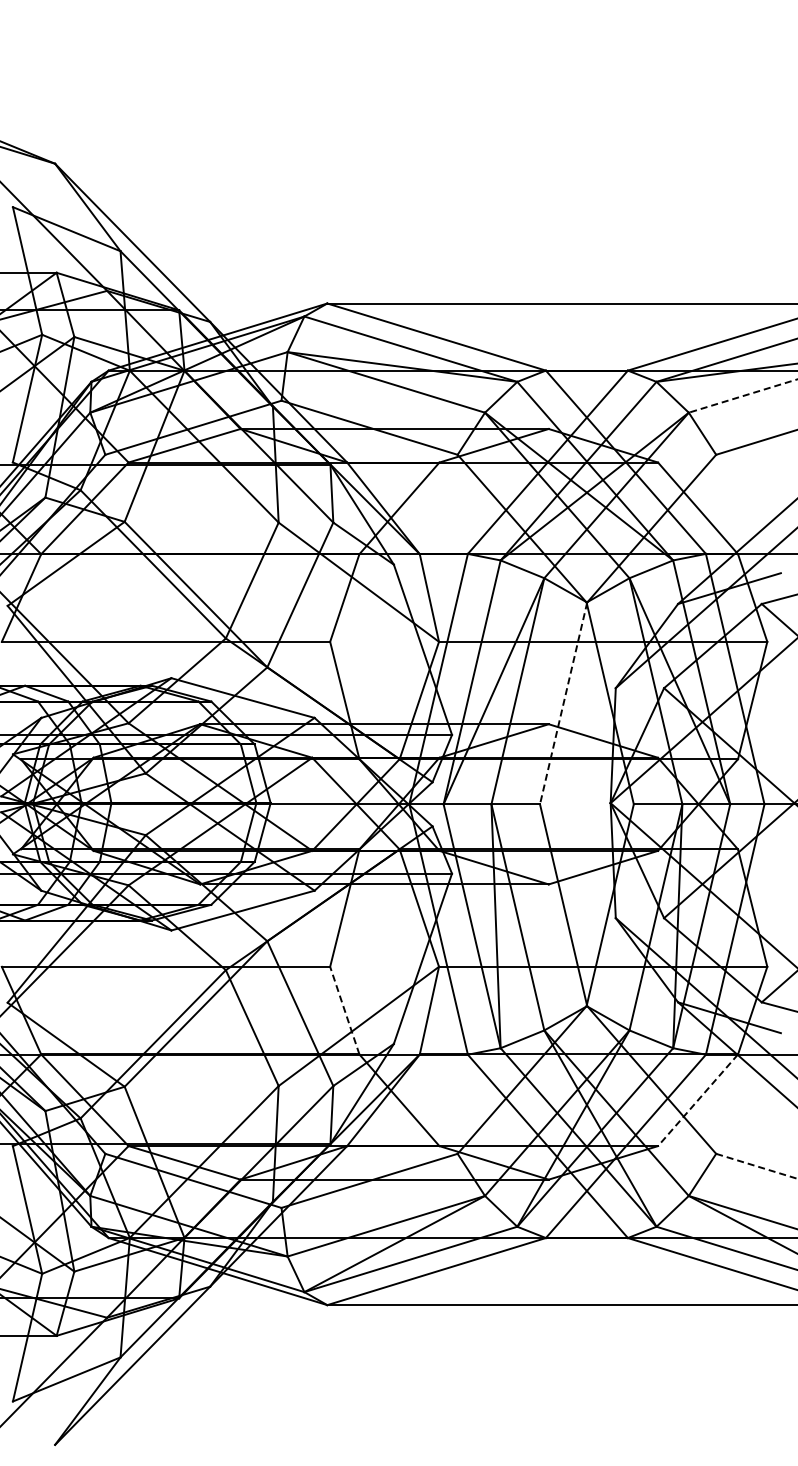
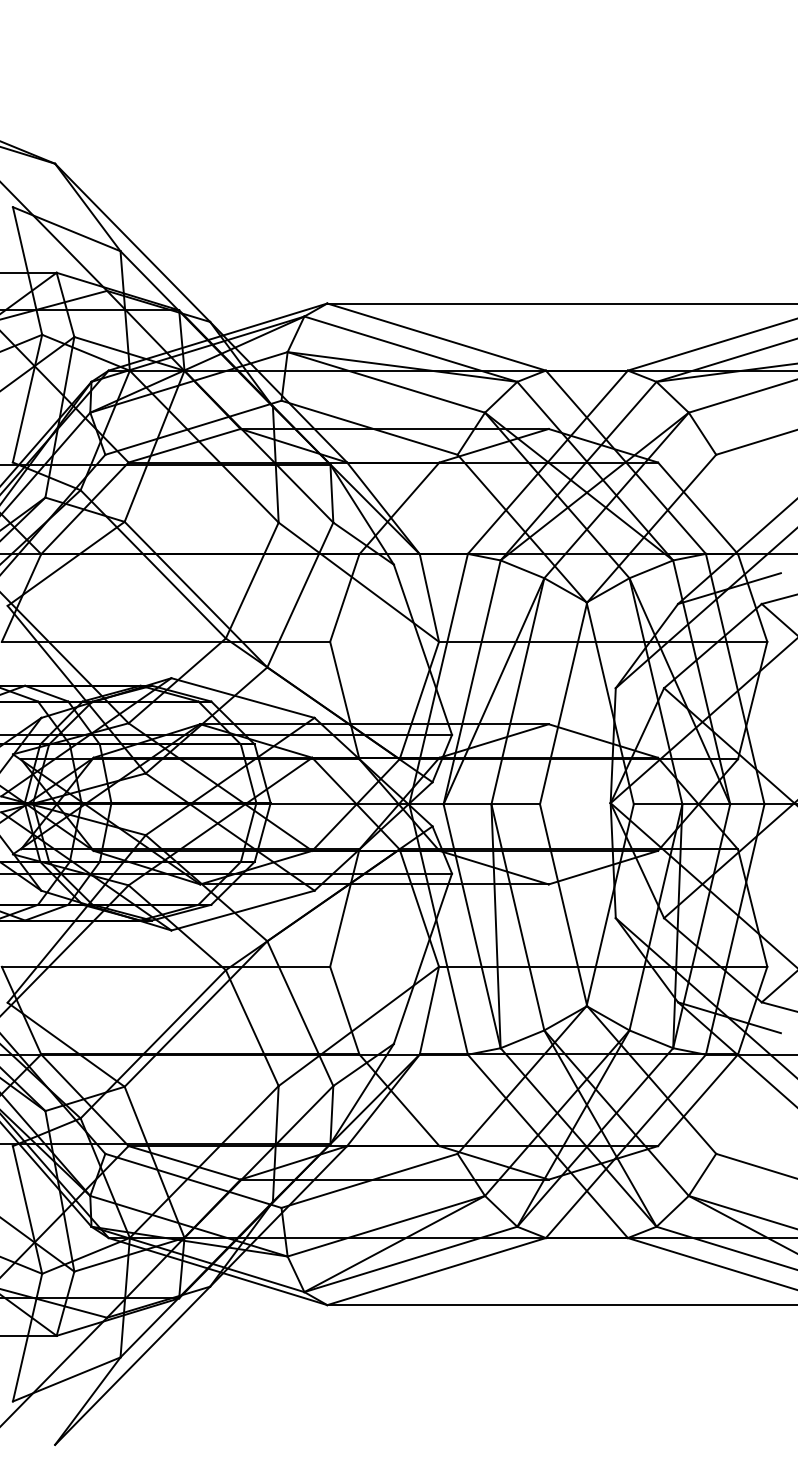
line: dashed -> solid (743, 396)
line: dashed -> solid (563, 703)
line: dashed -> solid (344, 1010)
line: dashed -> solid (698, 1100)
line: dashed -> solid (757, 1166)
